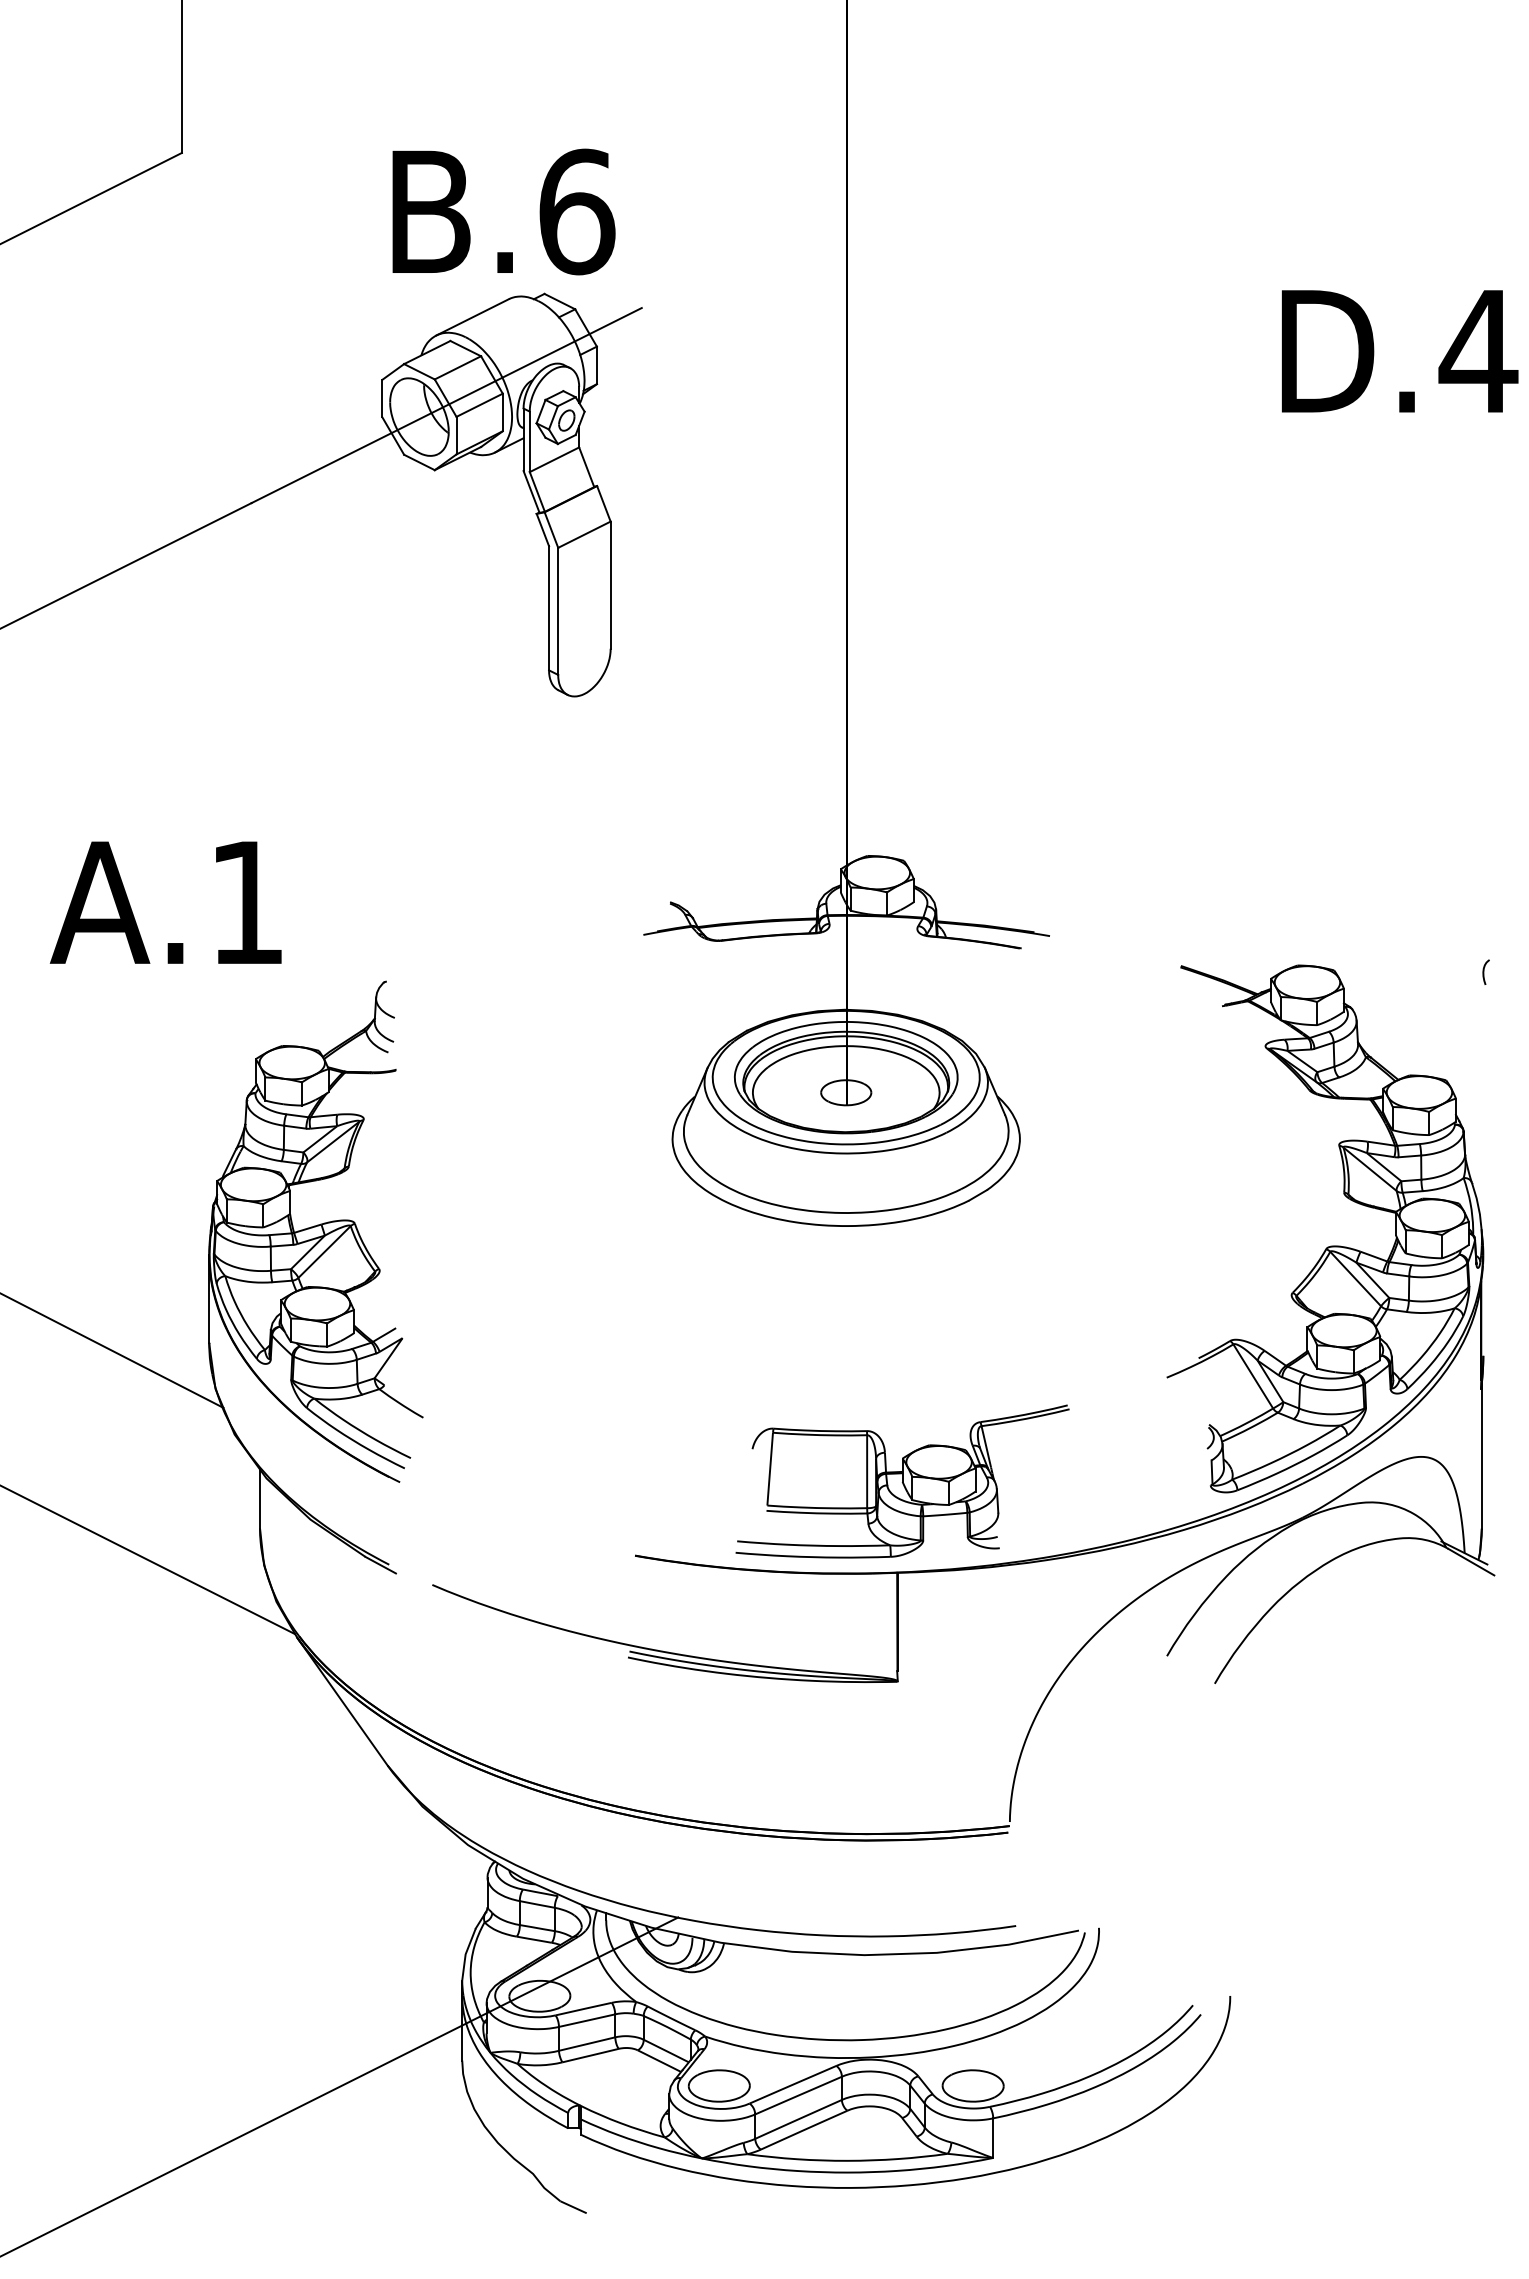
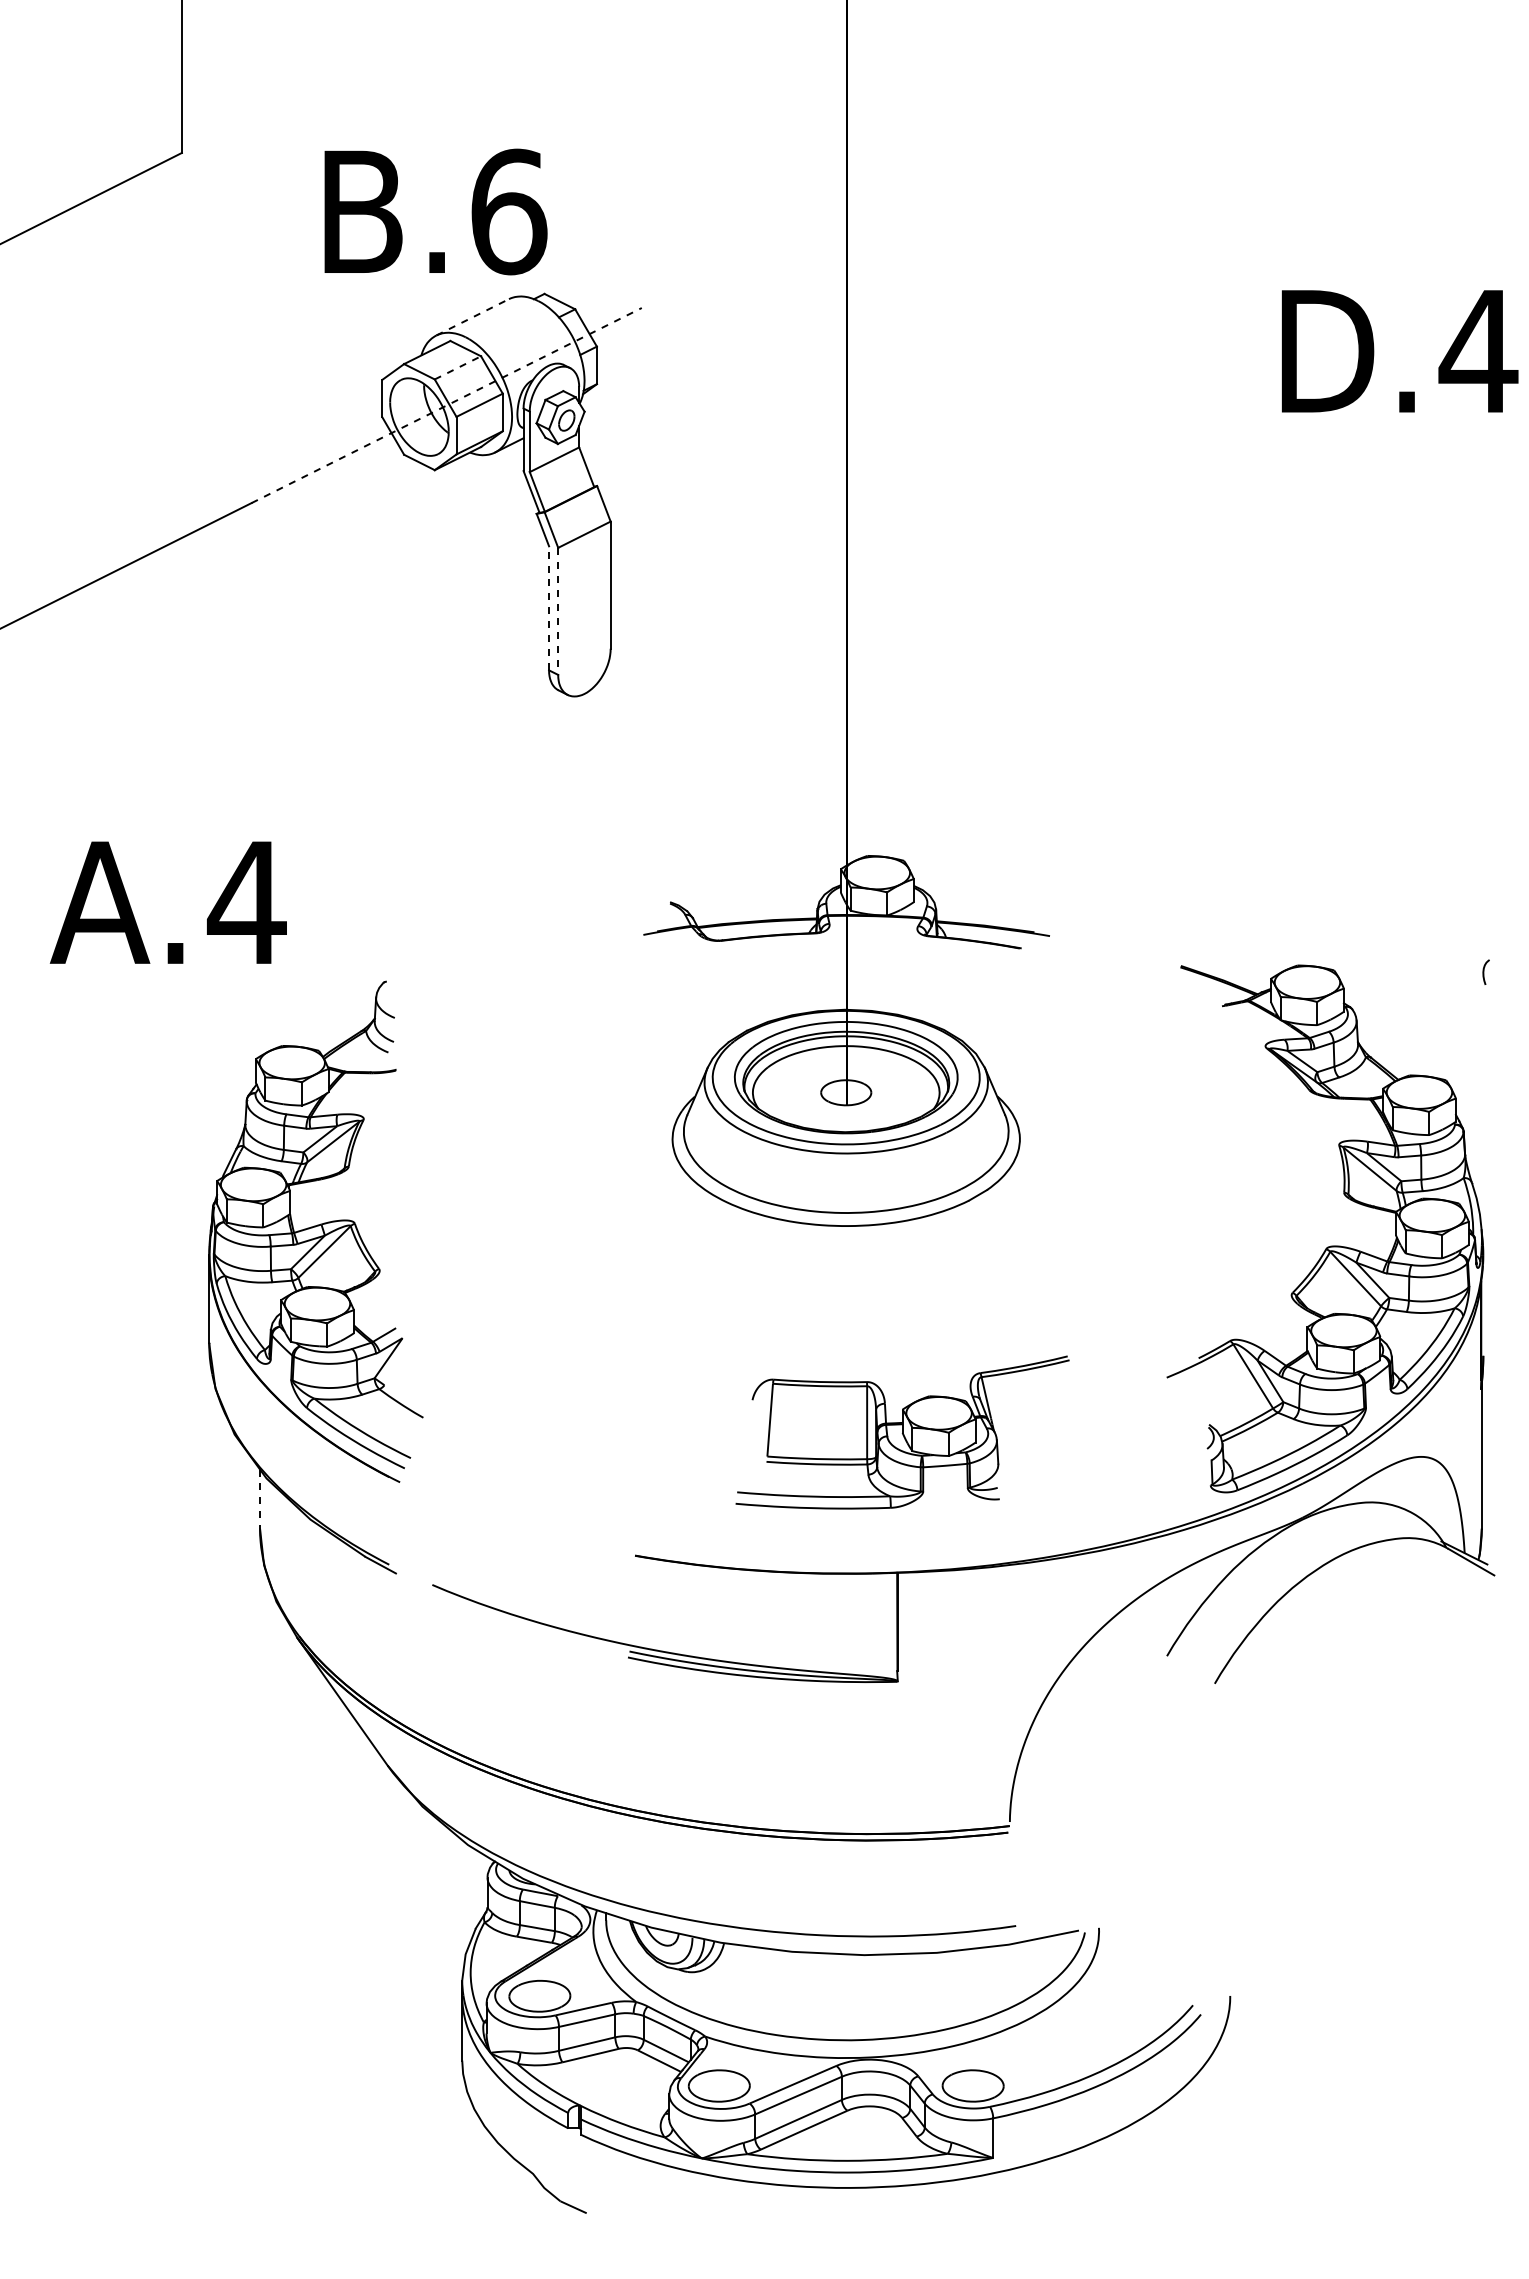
text position: (503, 211) -> (435, 211) (435, 211)
line: solid -> dashed (472, 317)
line: solid -> dashed (457, 367)
line: solid -> dashed (447, 405)
line: solid -> dashed (549, 607)
line: solid -> dashed (558, 611)
text: A.1 -> A.4 (246, 902)
line: present -> none (112, 1350)
part position: (902, 1481) -> (902, 1432) (902, 1432)
line: solid -> dashed (260, 1499)
line: present -> none (148, 1560)
line: present -> none (340, 2086)
